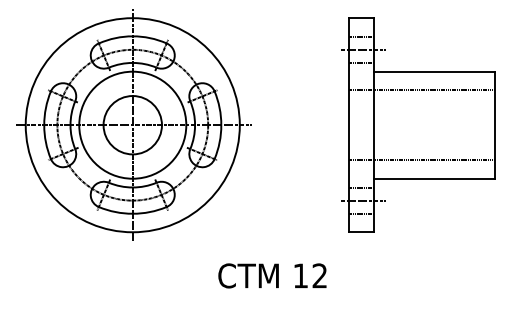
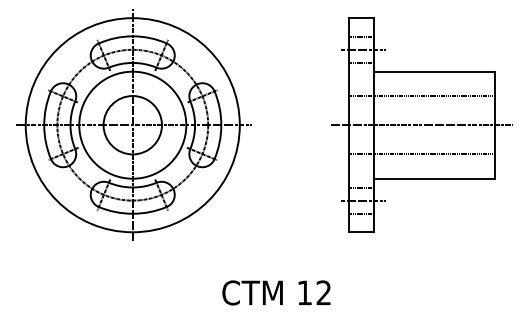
line position: (422, 90) -> (422, 96) (422, 96)
line: none -> present (421, 125)
line position: (422, 160) -> (422, 154) (422, 154)
text position: (272, 275) -> (276, 292) (276, 292)
